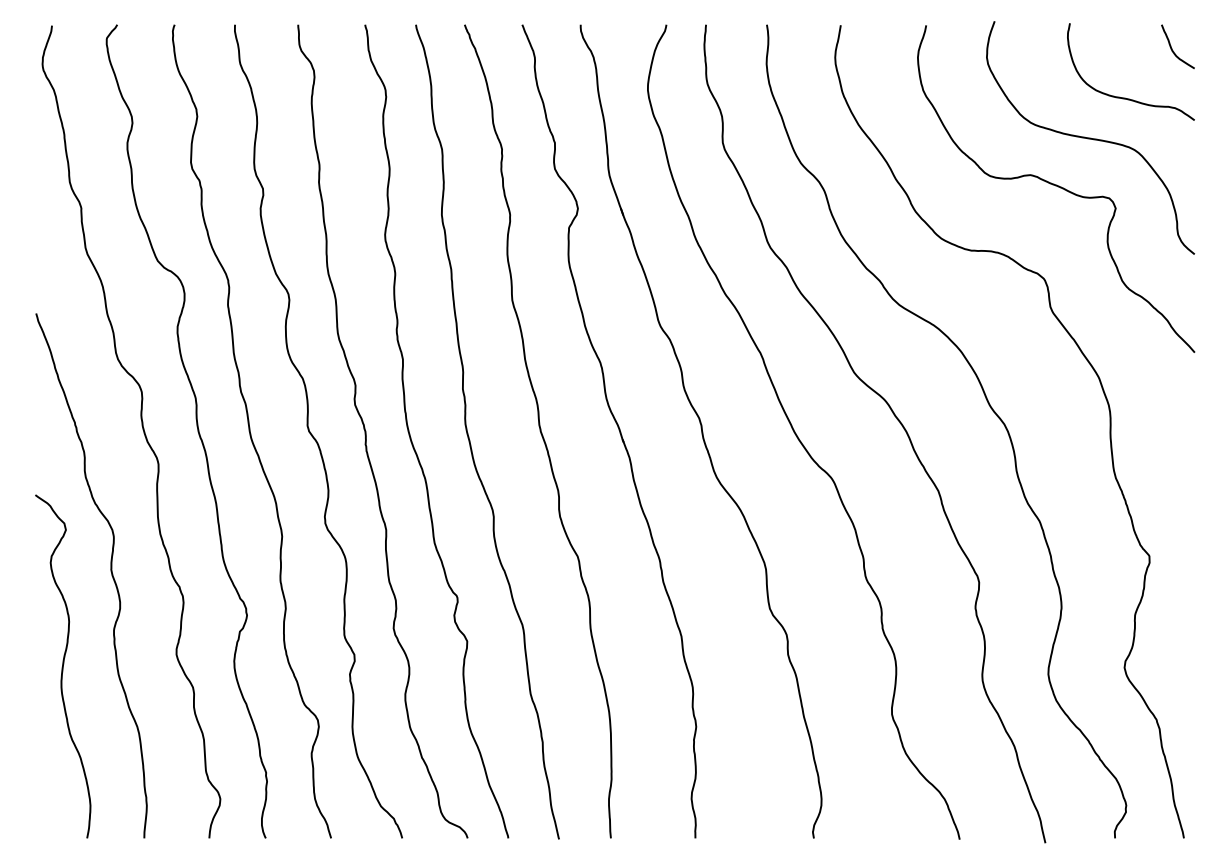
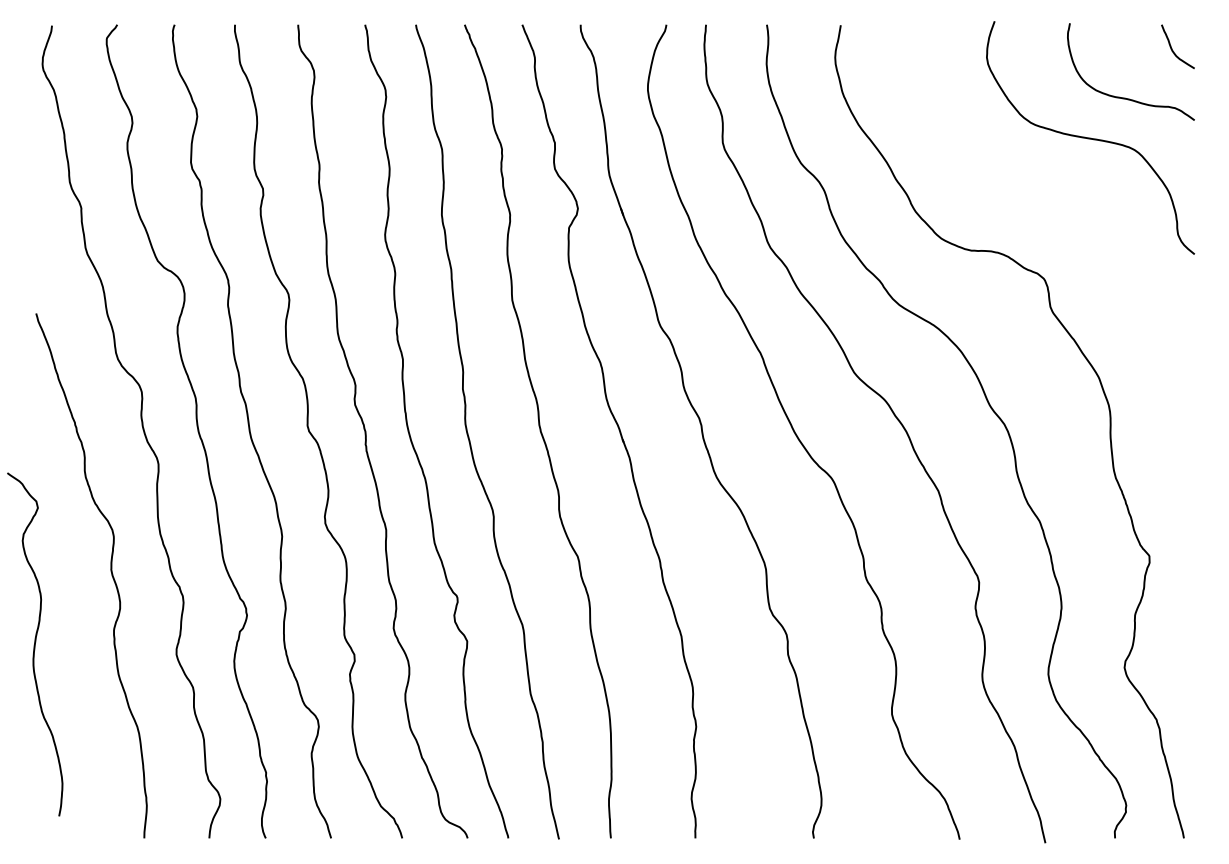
curve: present -> none (1056, 186)
curve position: (63, 666) -> (35, 644) (35, 644)
